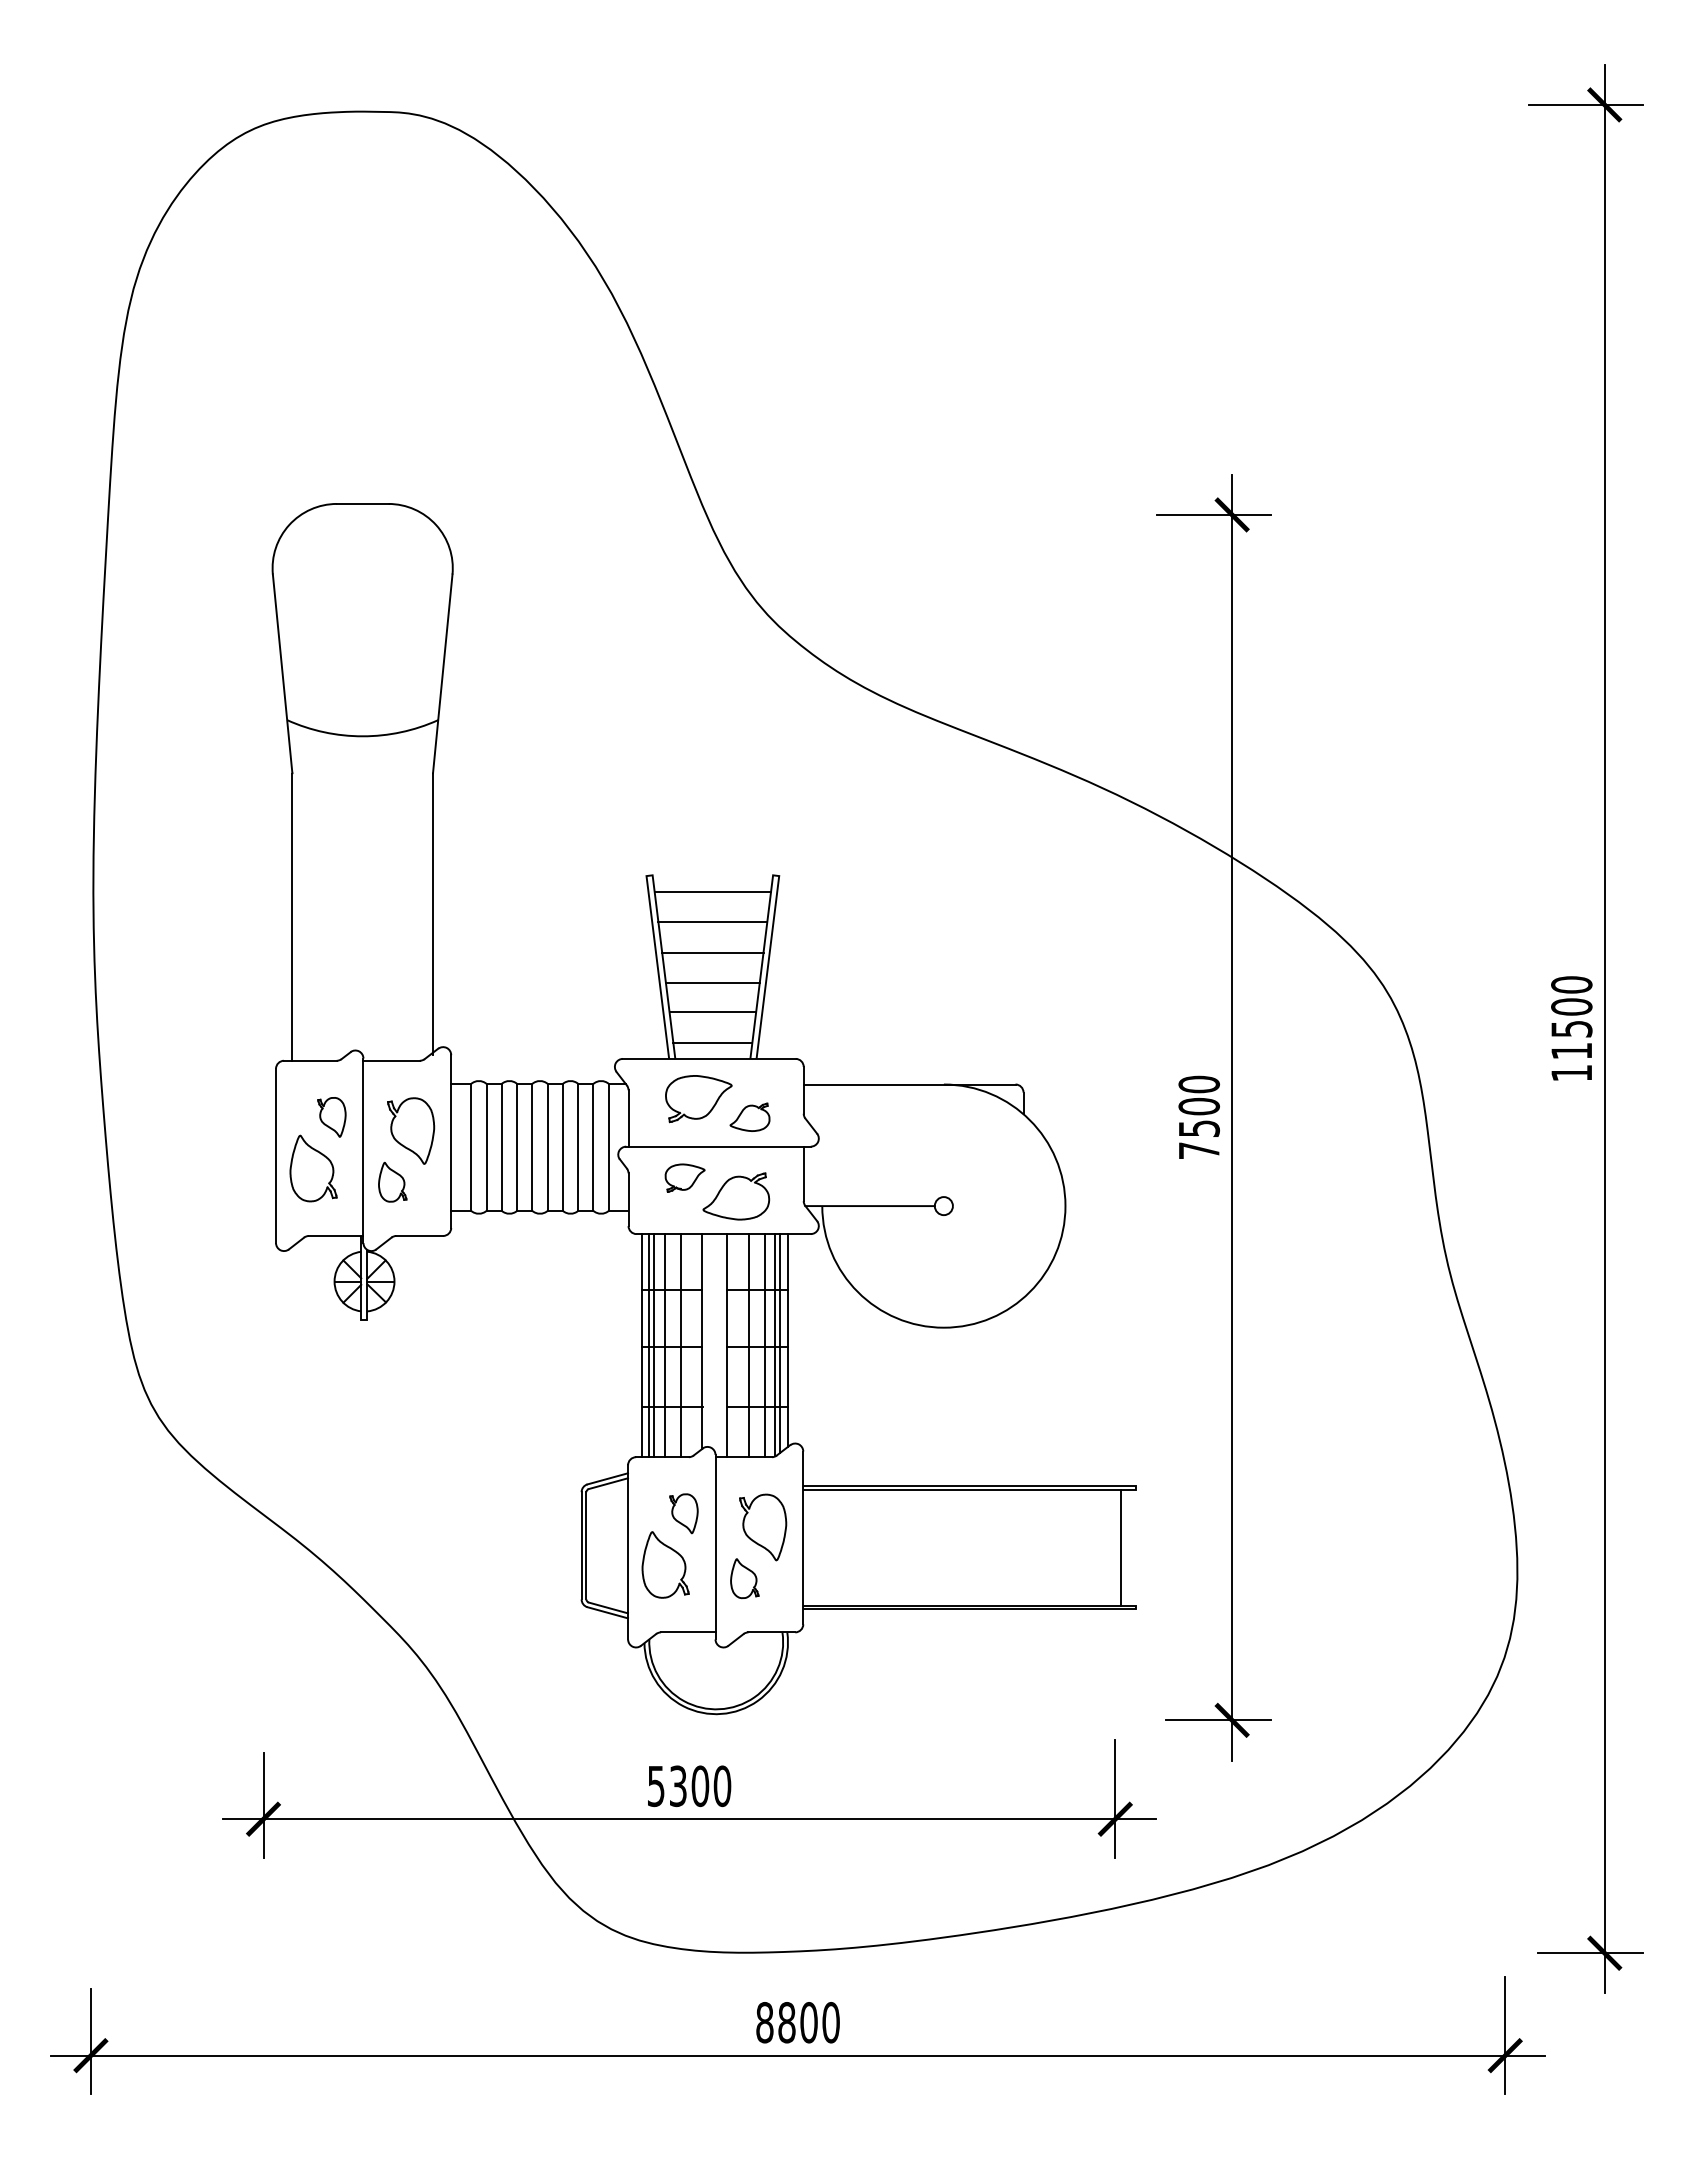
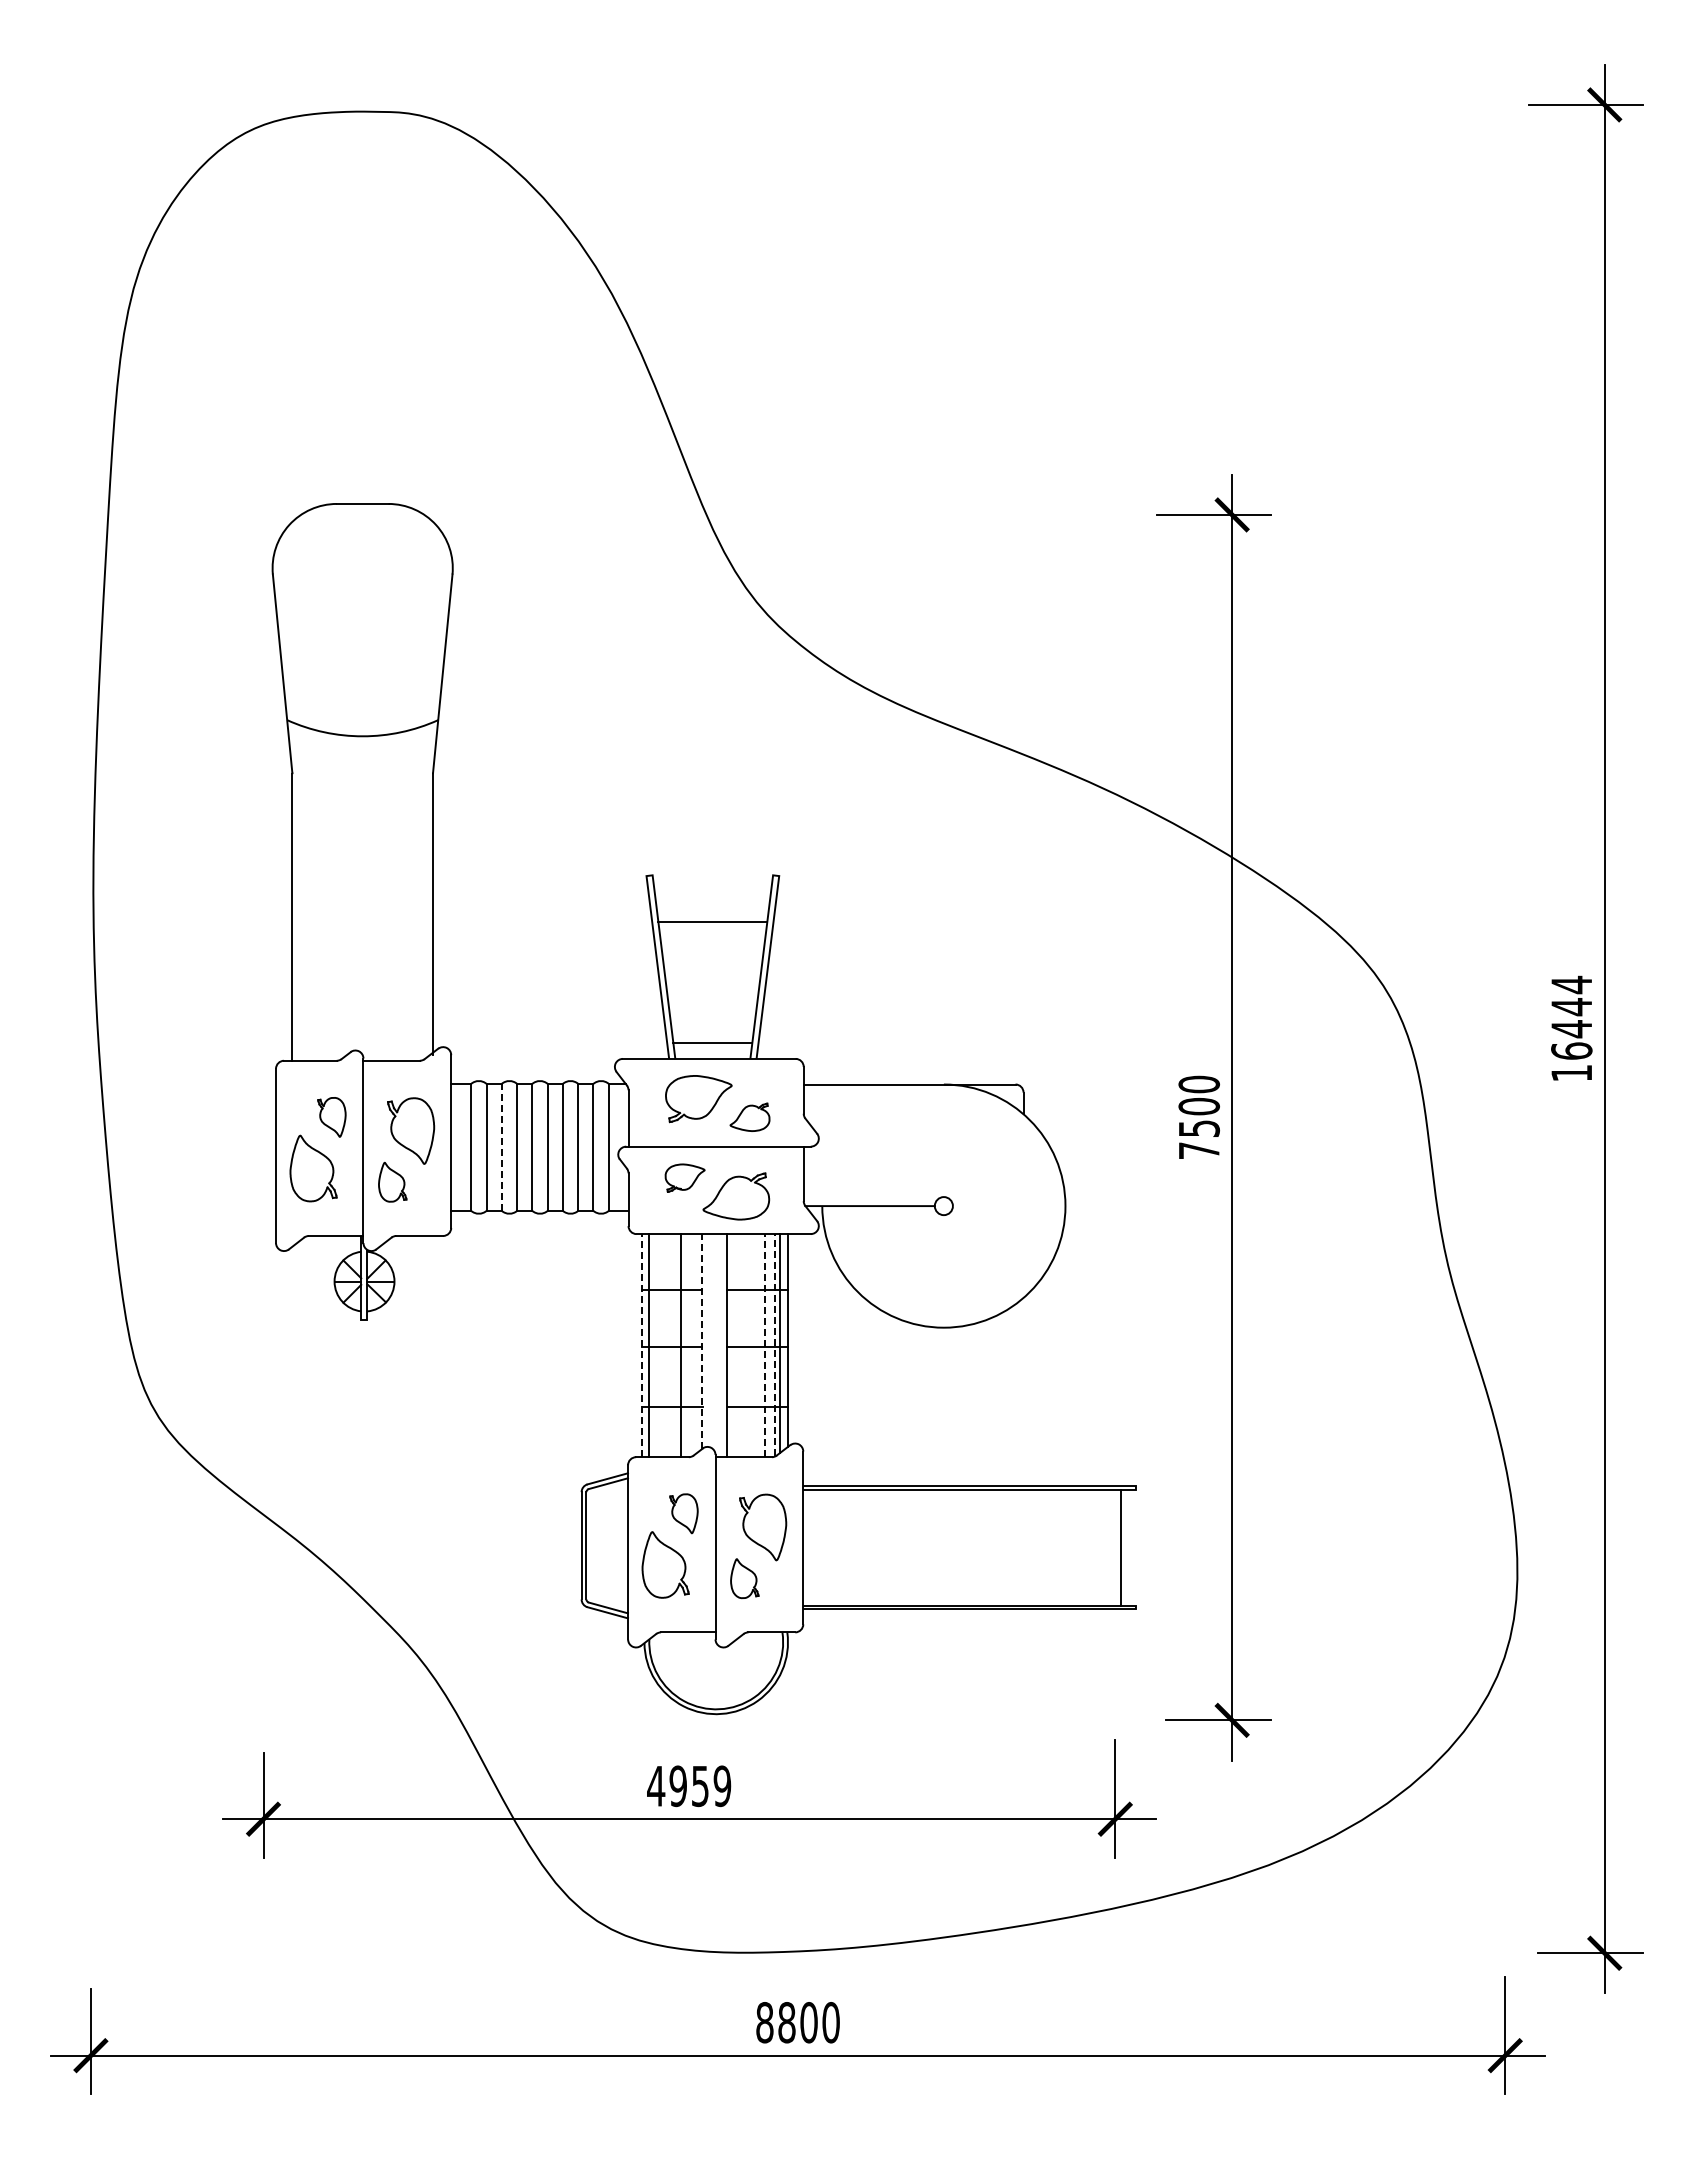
line: present -> none (712, 891)
line: present -> none (712, 952)
line: present -> none (712, 982)
line: present -> none (712, 1012)
text: 11500 -> 16444 (1571, 1017)
line: solid -> dashed (501, 1146)
line: solid -> dashed (702, 1341)
line: solid -> dashed (642, 1344)
line: solid -> dashed (764, 1344)
line: solid -> dashed (775, 1344)
line: present -> none (654, 1345)
line: present -> none (665, 1345)
line: present -> none (748, 1345)
text: 5300 -> 4959 (689, 1786)
